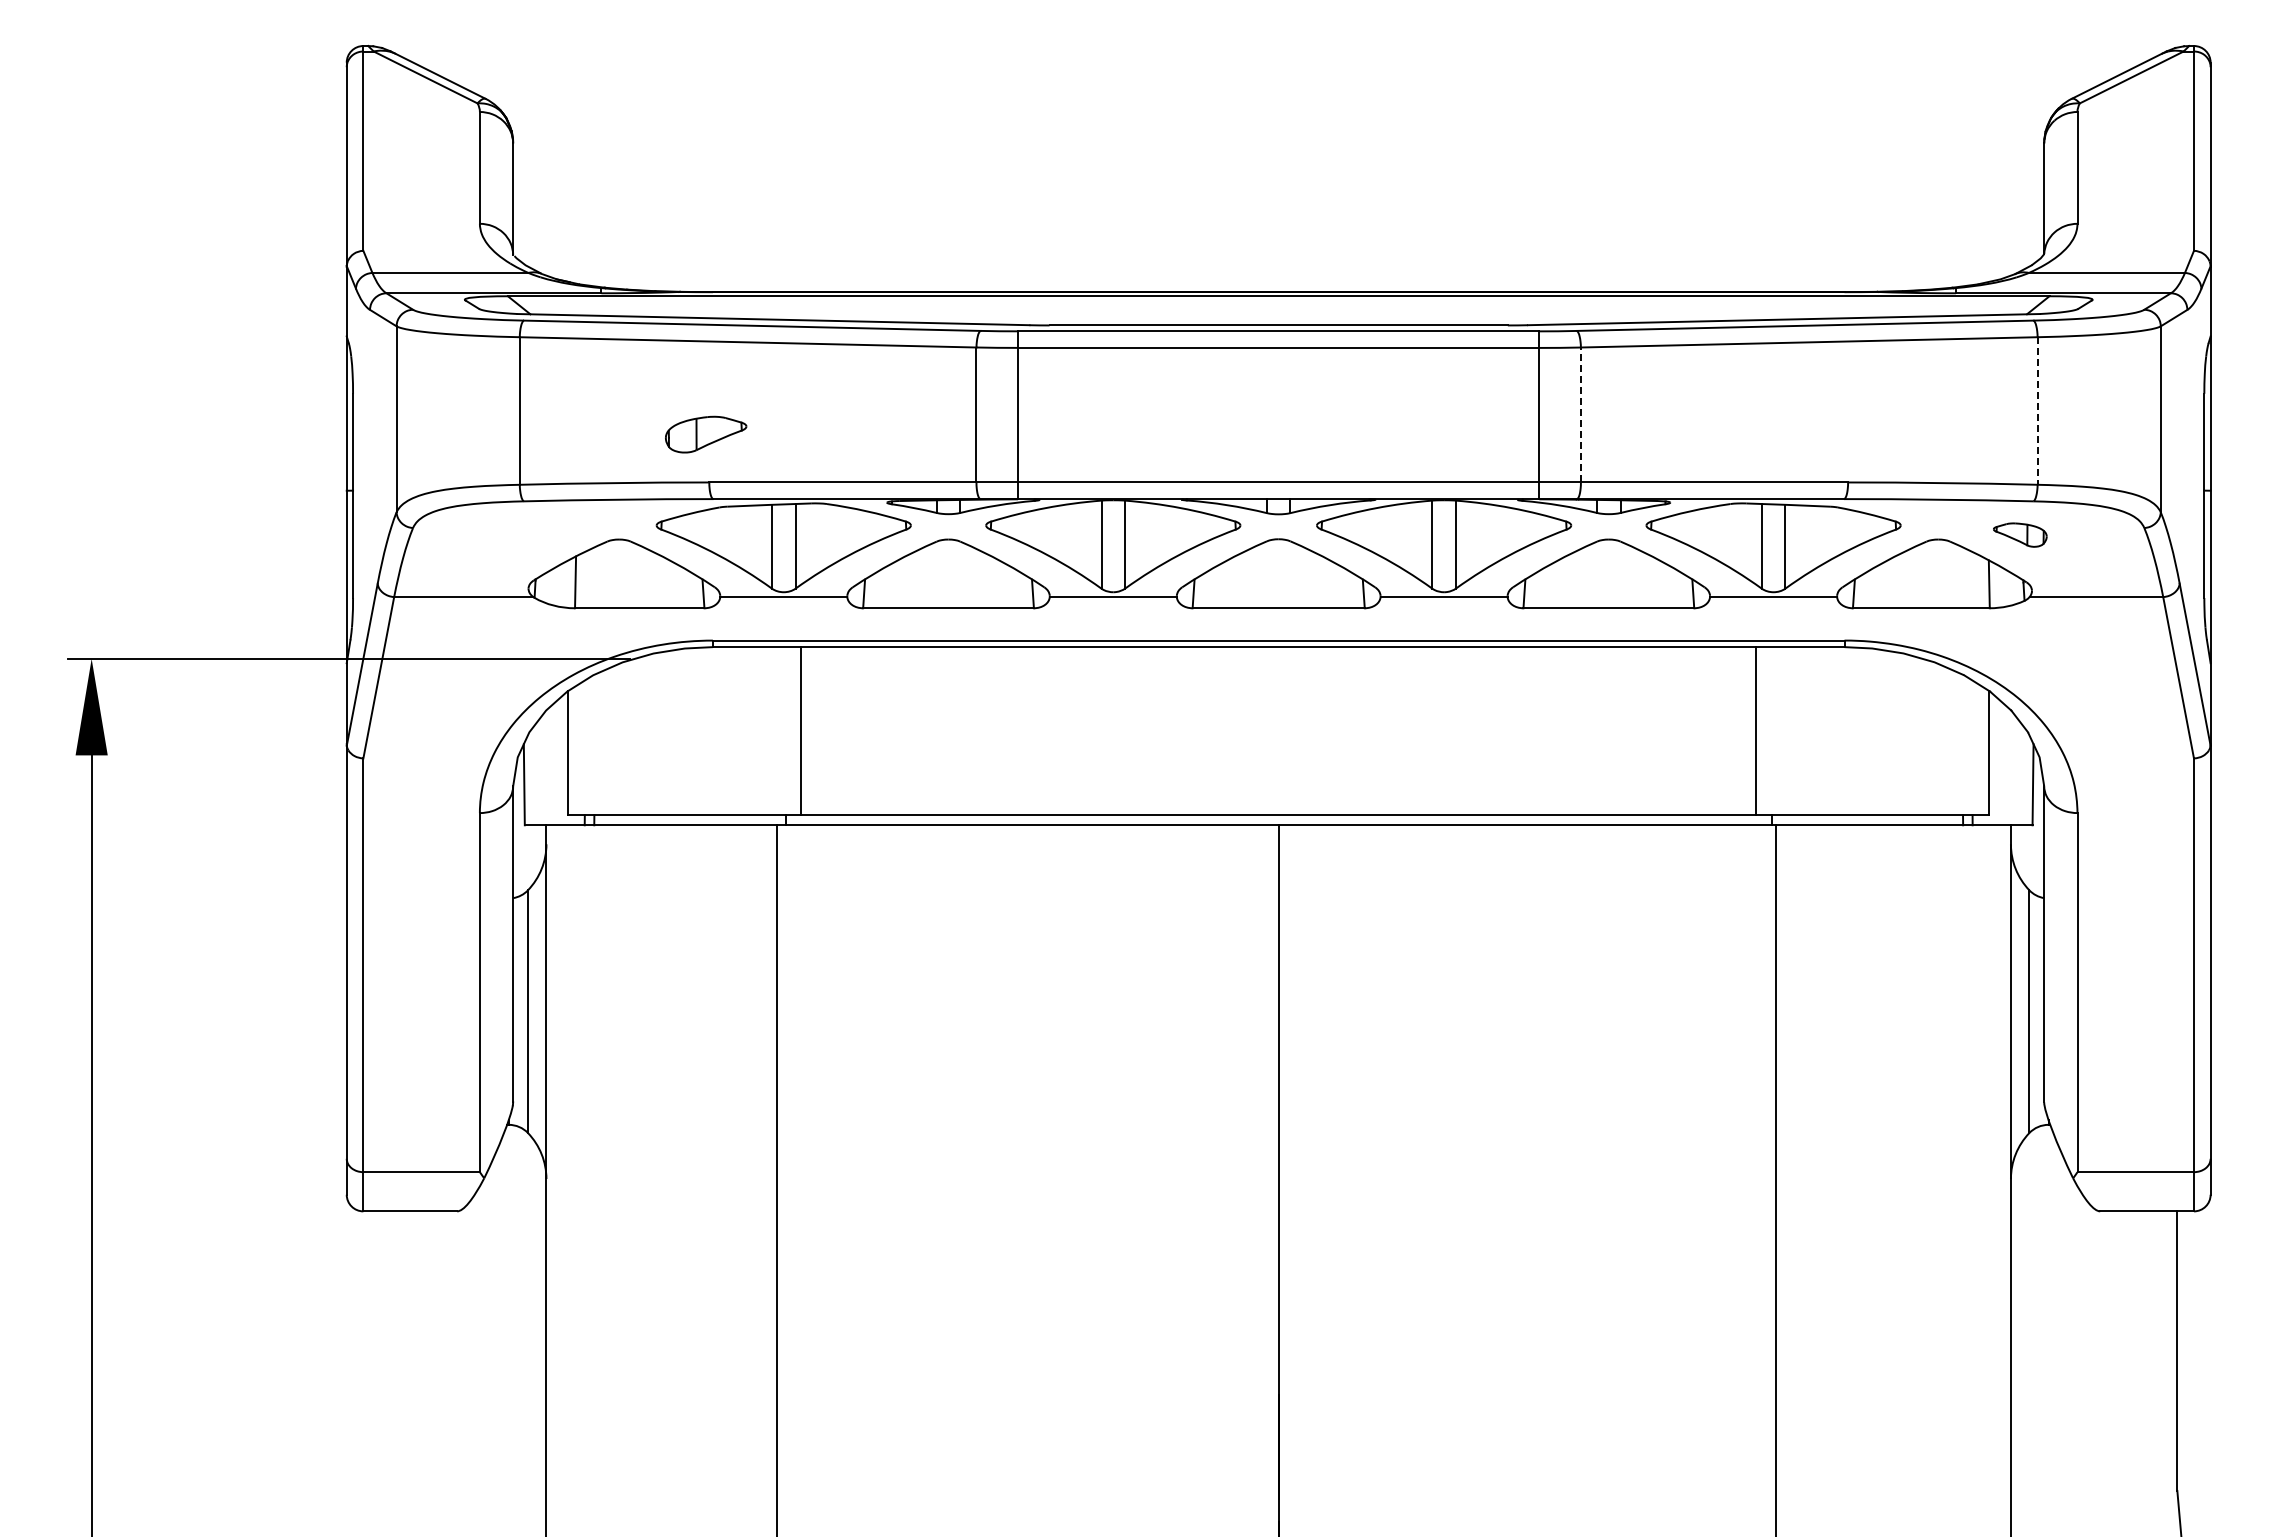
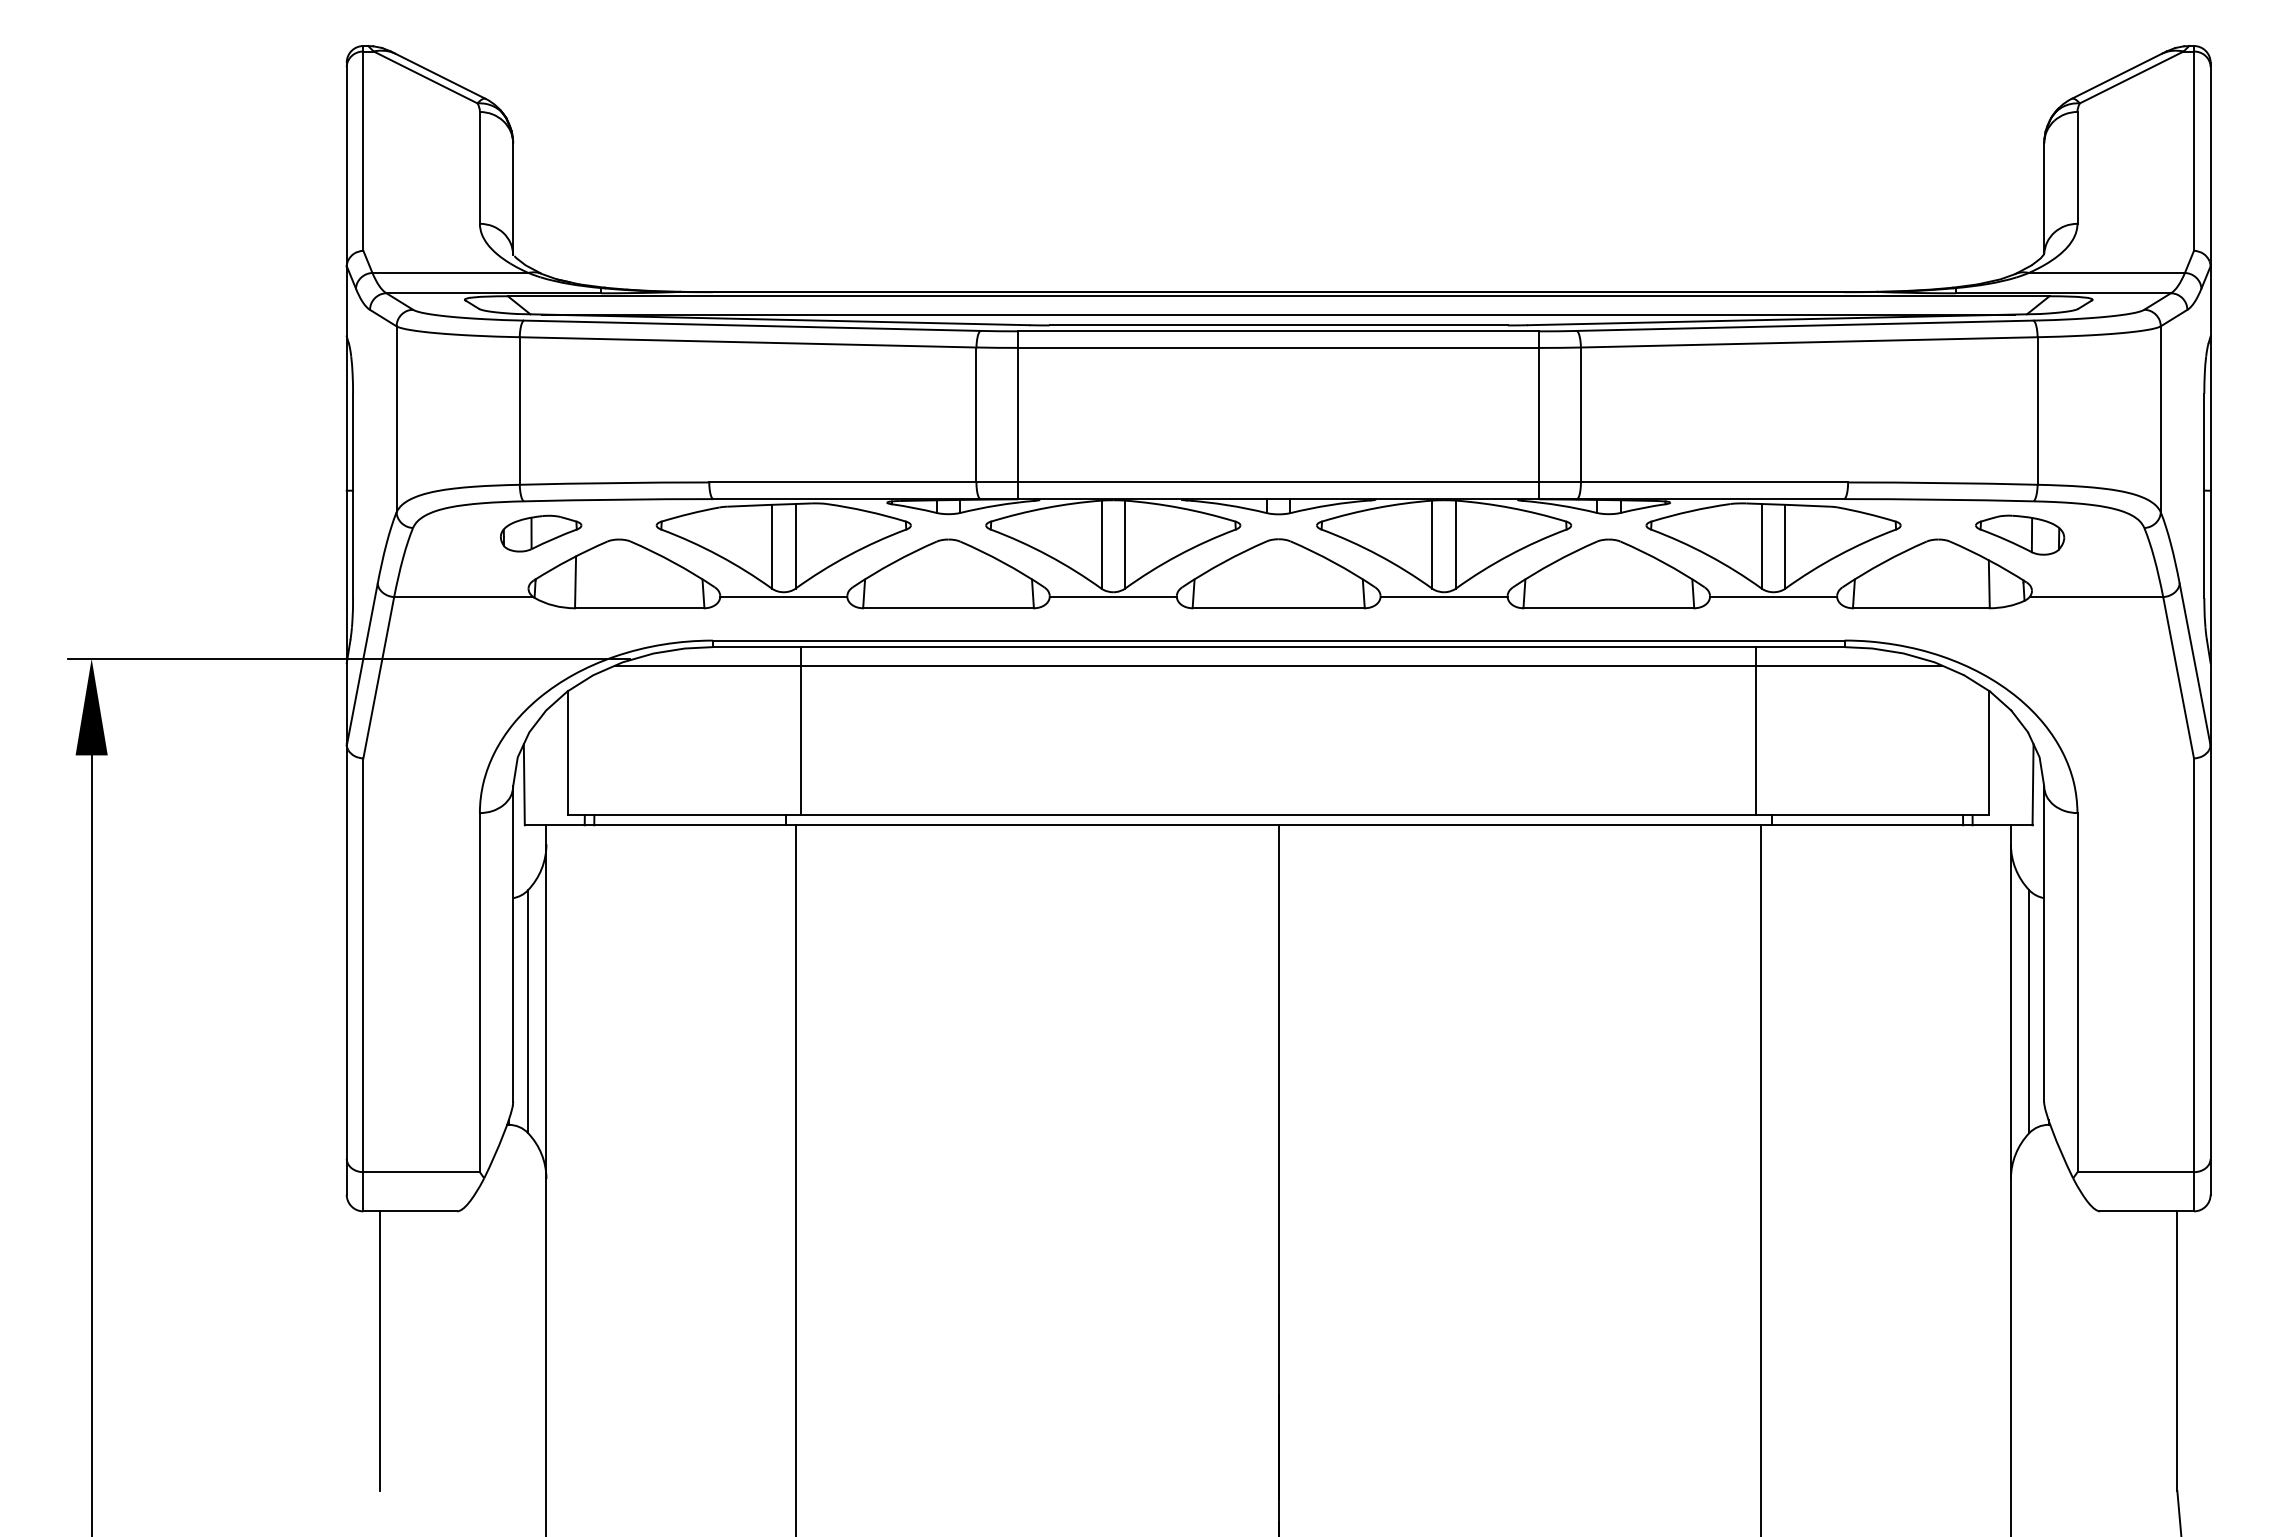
line: none -> present (1278, 314)
line: dashed -> solid (2037, 411)
line: dashed -> solid (1580, 414)
part position: (706, 434) -> (541, 533) (541, 533)
part size: 55x26 px -> 91x42 px (2020, 534)
line: none -> present (1278, 665)
line position: (777, 1179) -> (796, 1179) (796, 1179)
line position: (1776, 1179) -> (1761, 1179) (1761, 1179)
line: none -> present (380, 1350)
